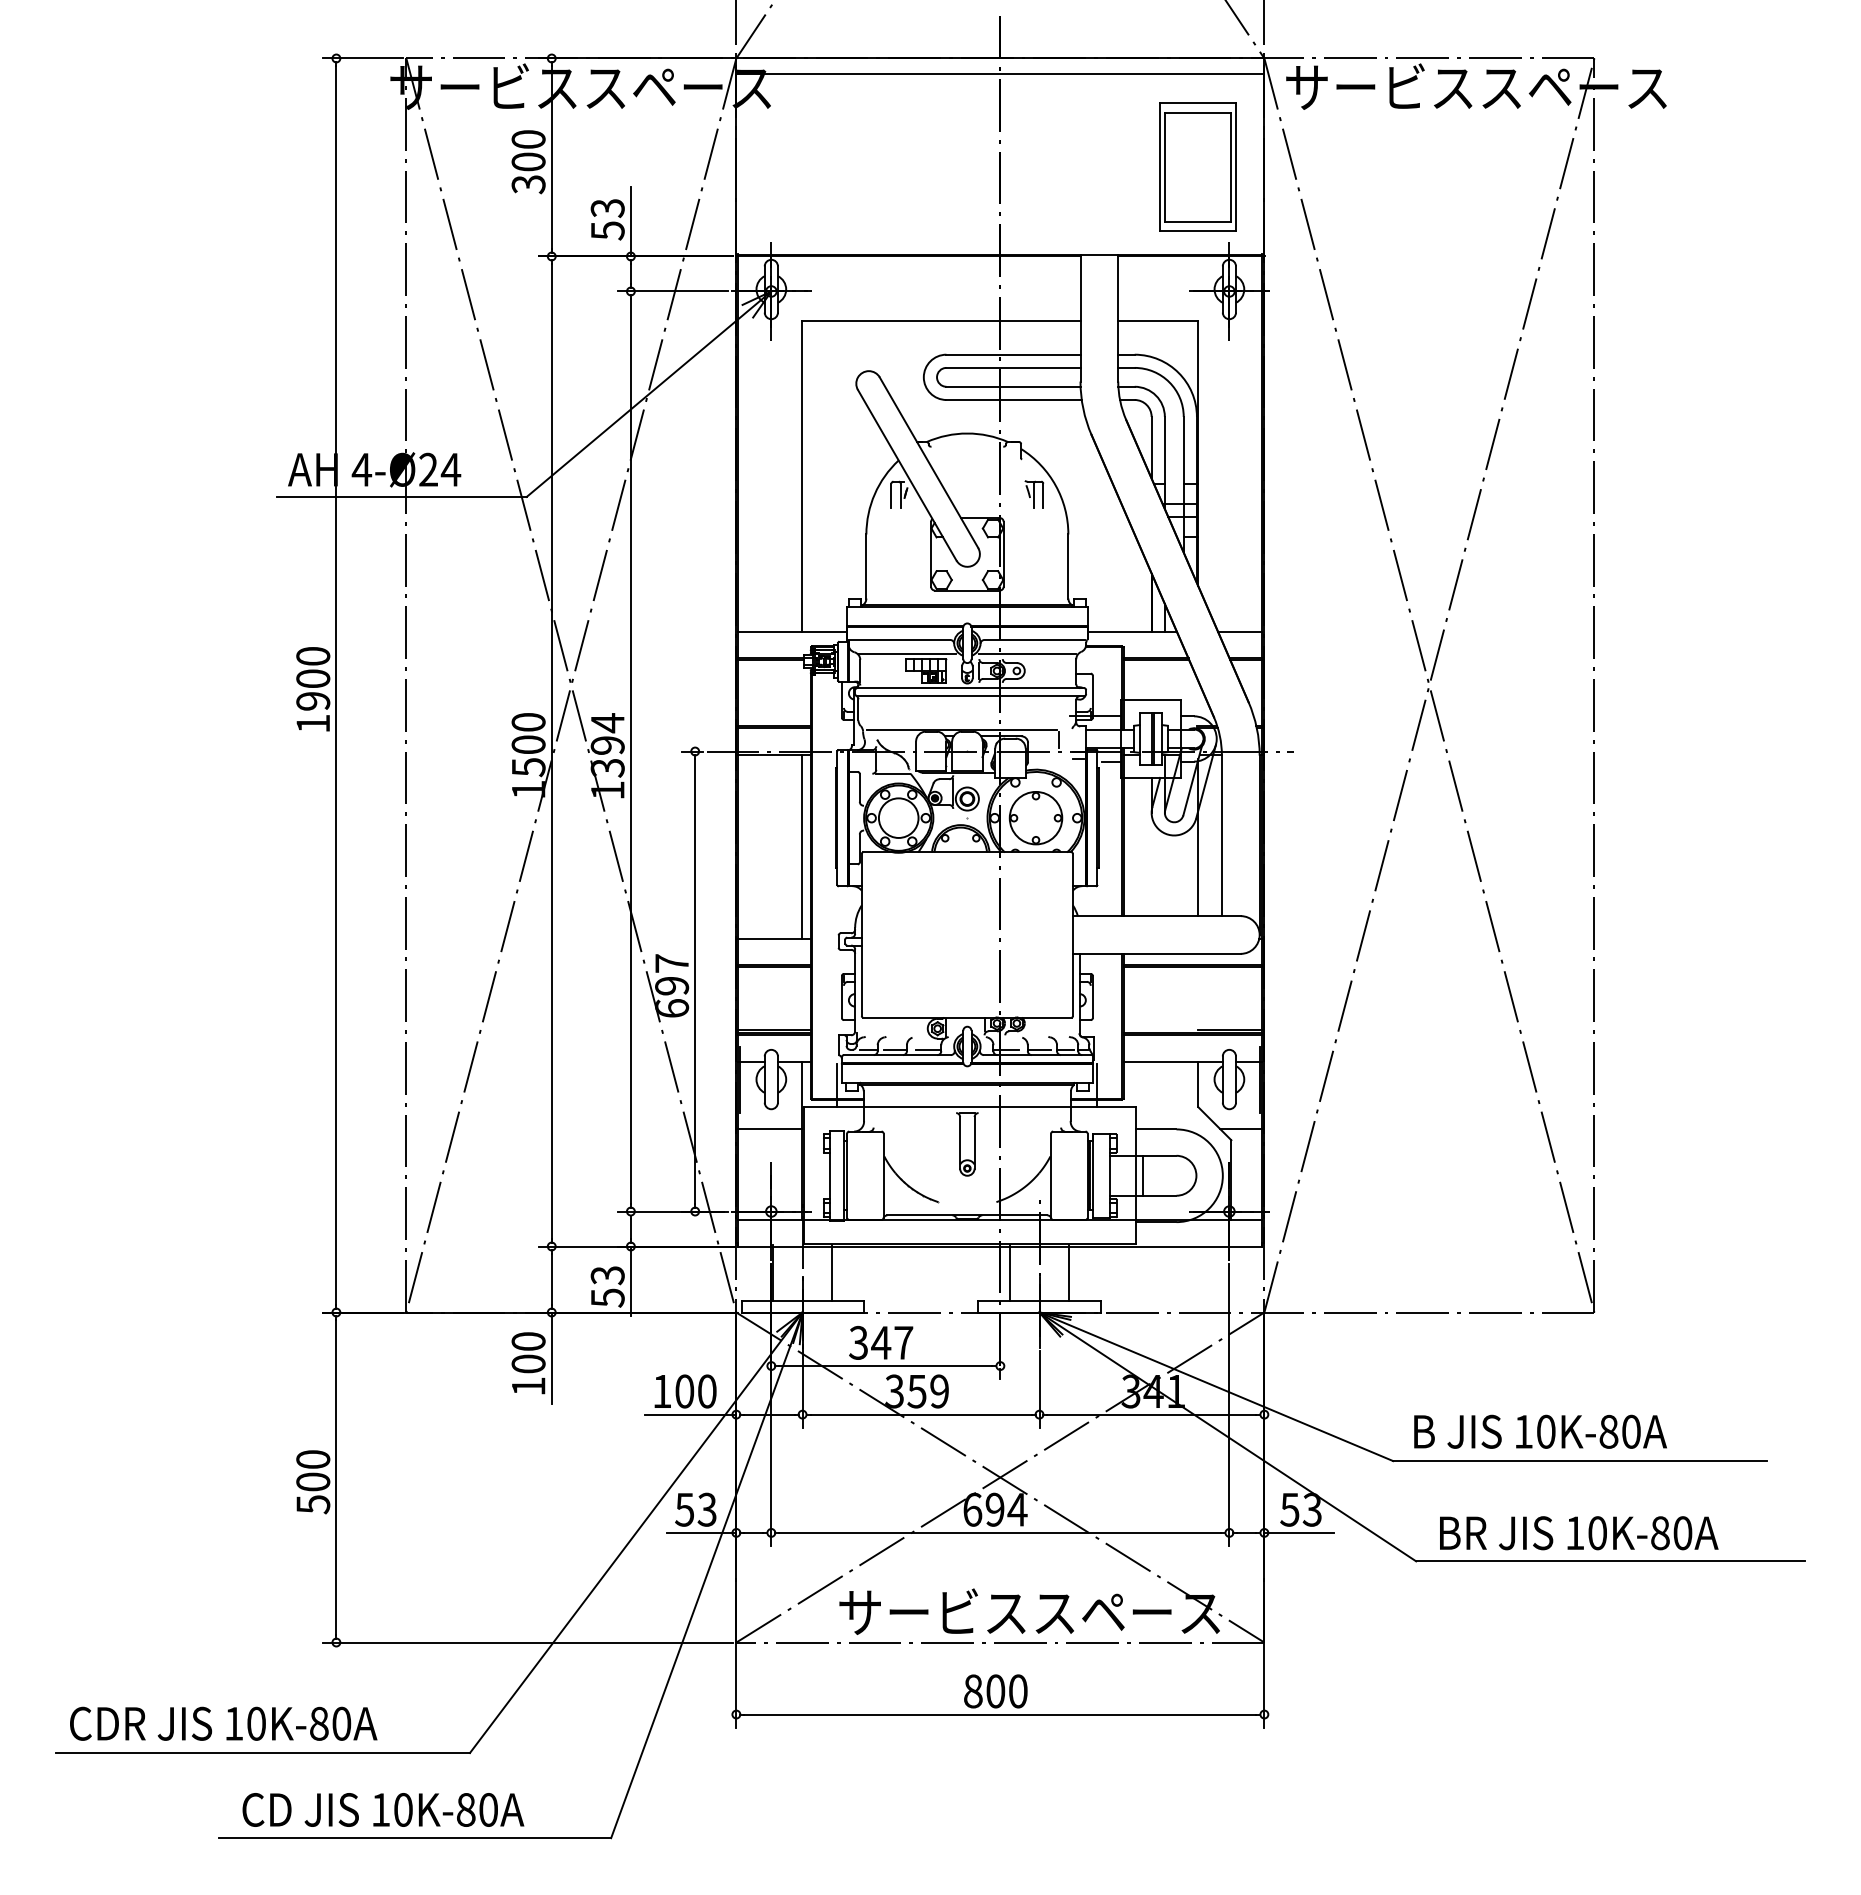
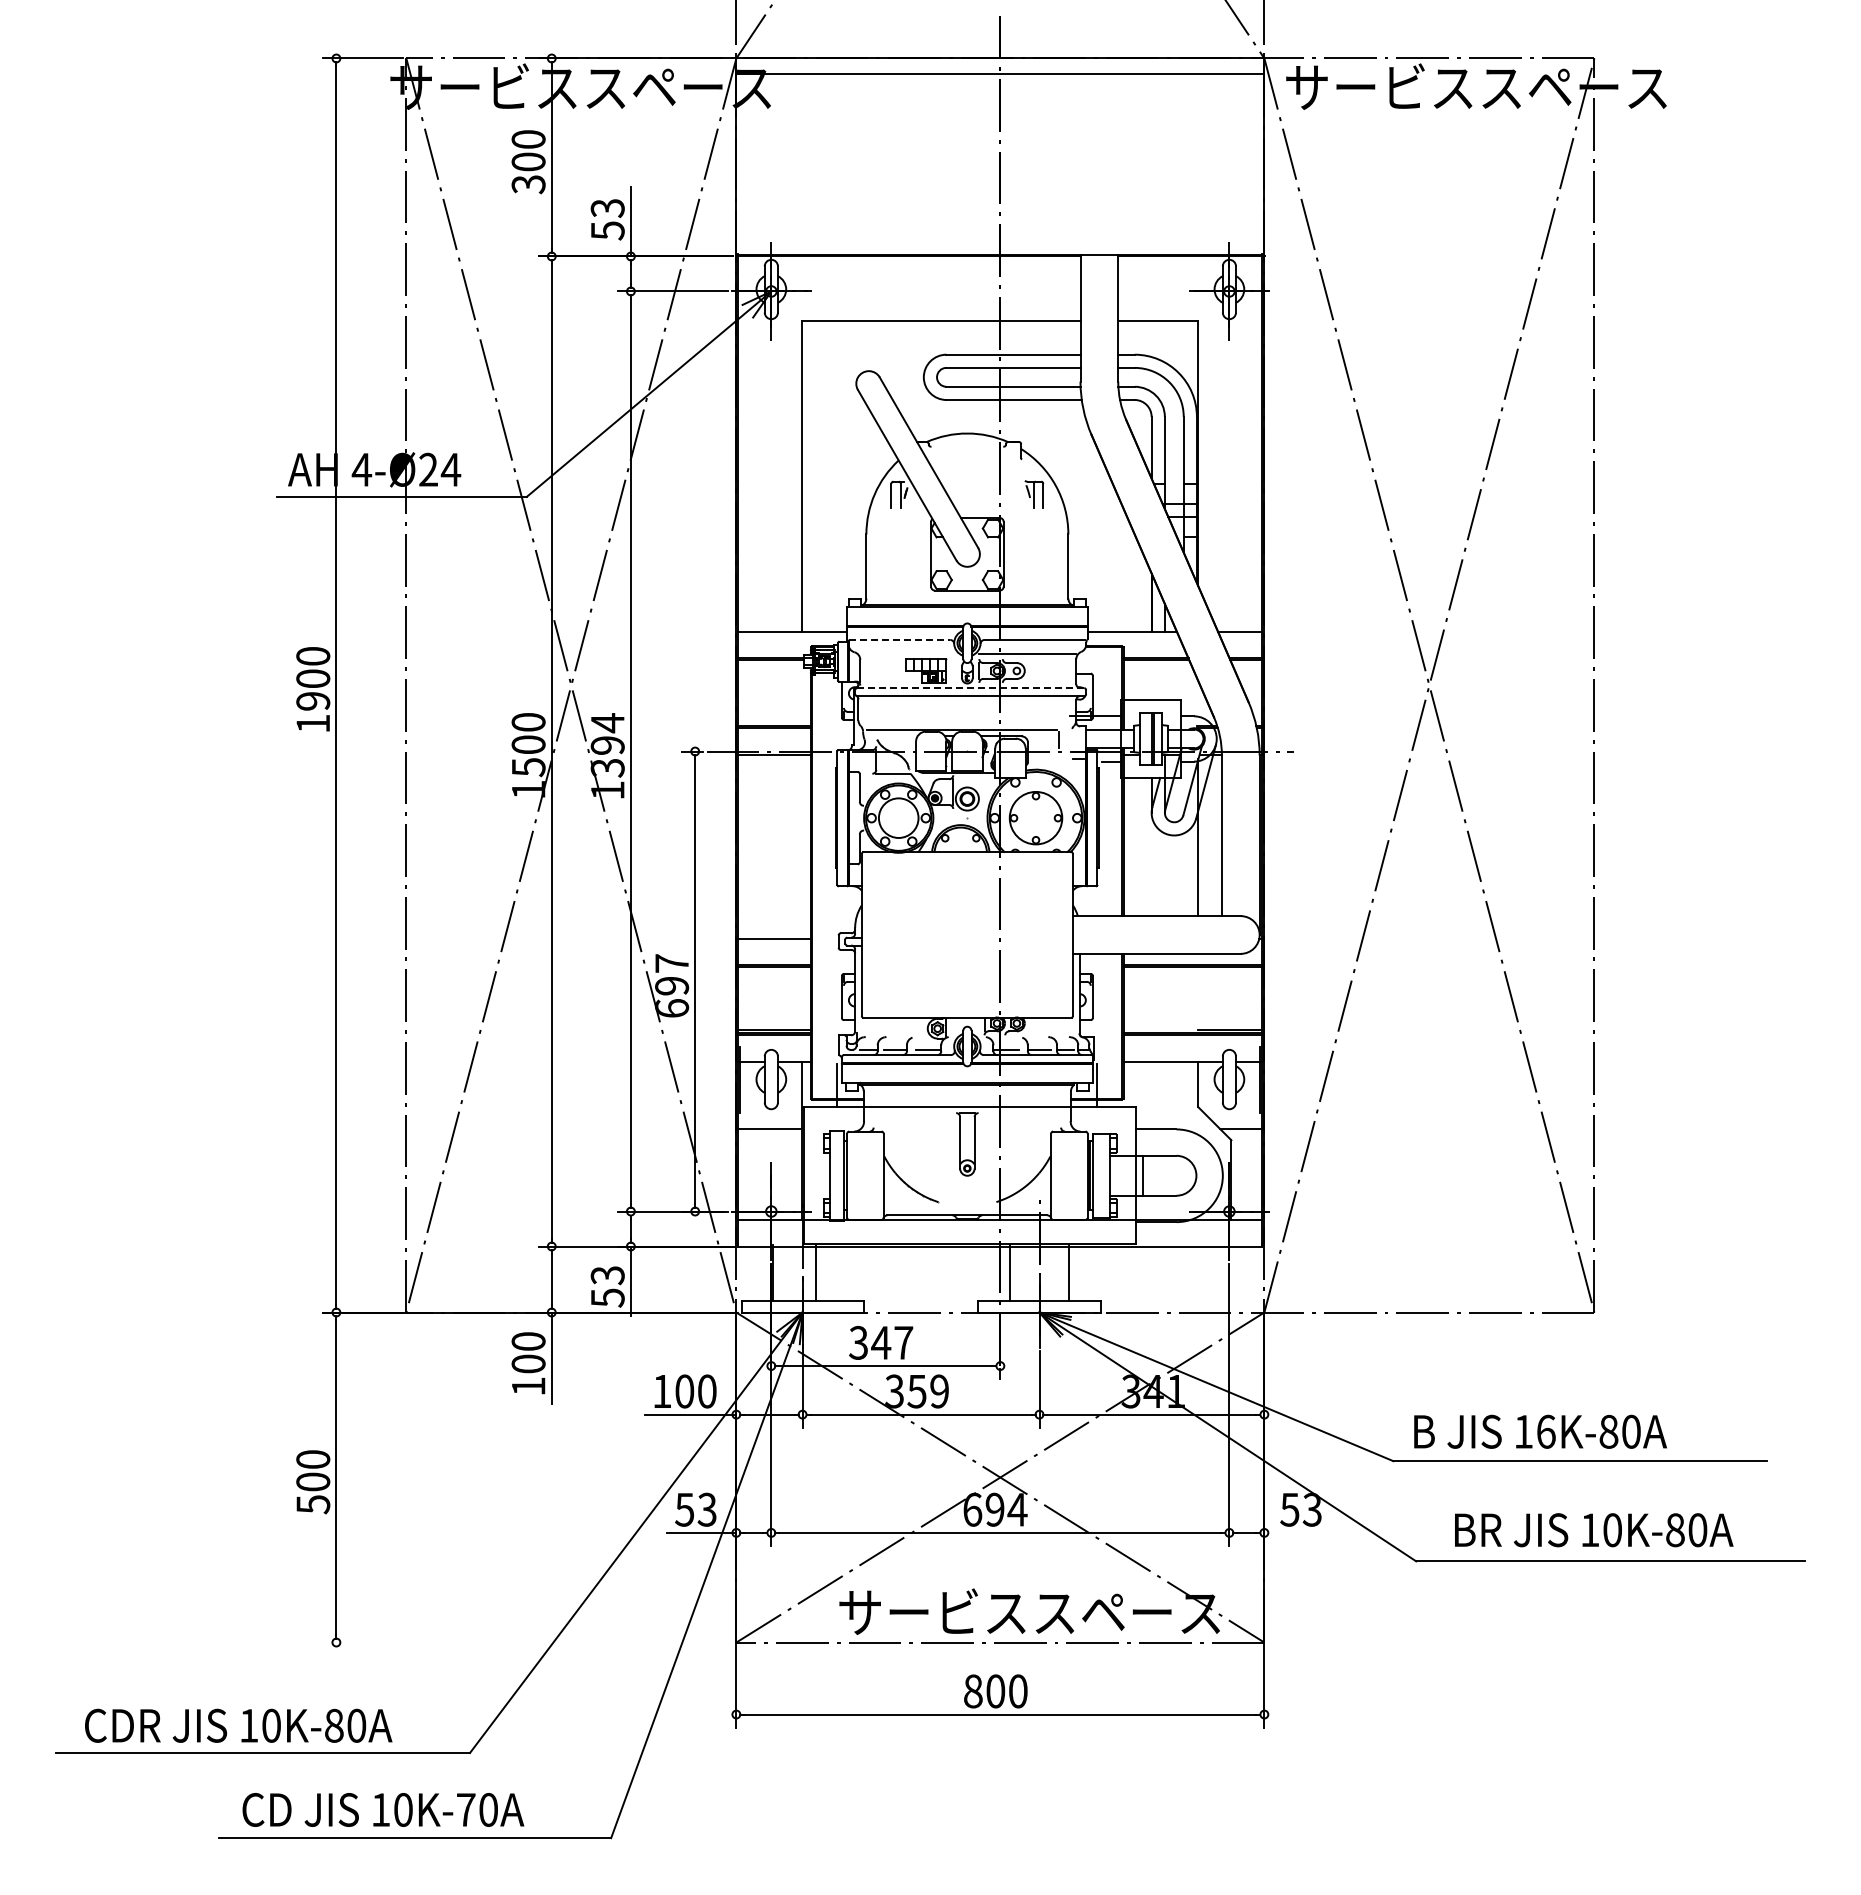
part: present -> none (1197, 166)
line: solid -> dashed (900, 639)
line: present -> none (907, 653)
line: solid -> dashed (970, 688)
line: present -> none (802, 846)
line position: (831, 1272) -> (815, 1272) (815, 1272)
text: 10K-80A -> 16K-80A (1546, 1431)
line: present -> none (1298, 1532)
text position: (1579, 1533) -> (1594, 1530) (1594, 1530)
line: present -> none (528, 1642)
text position: (223, 1723) -> (238, 1725) (238, 1725)
text: 10K-80A -> 10K-70A (466, 1809)
